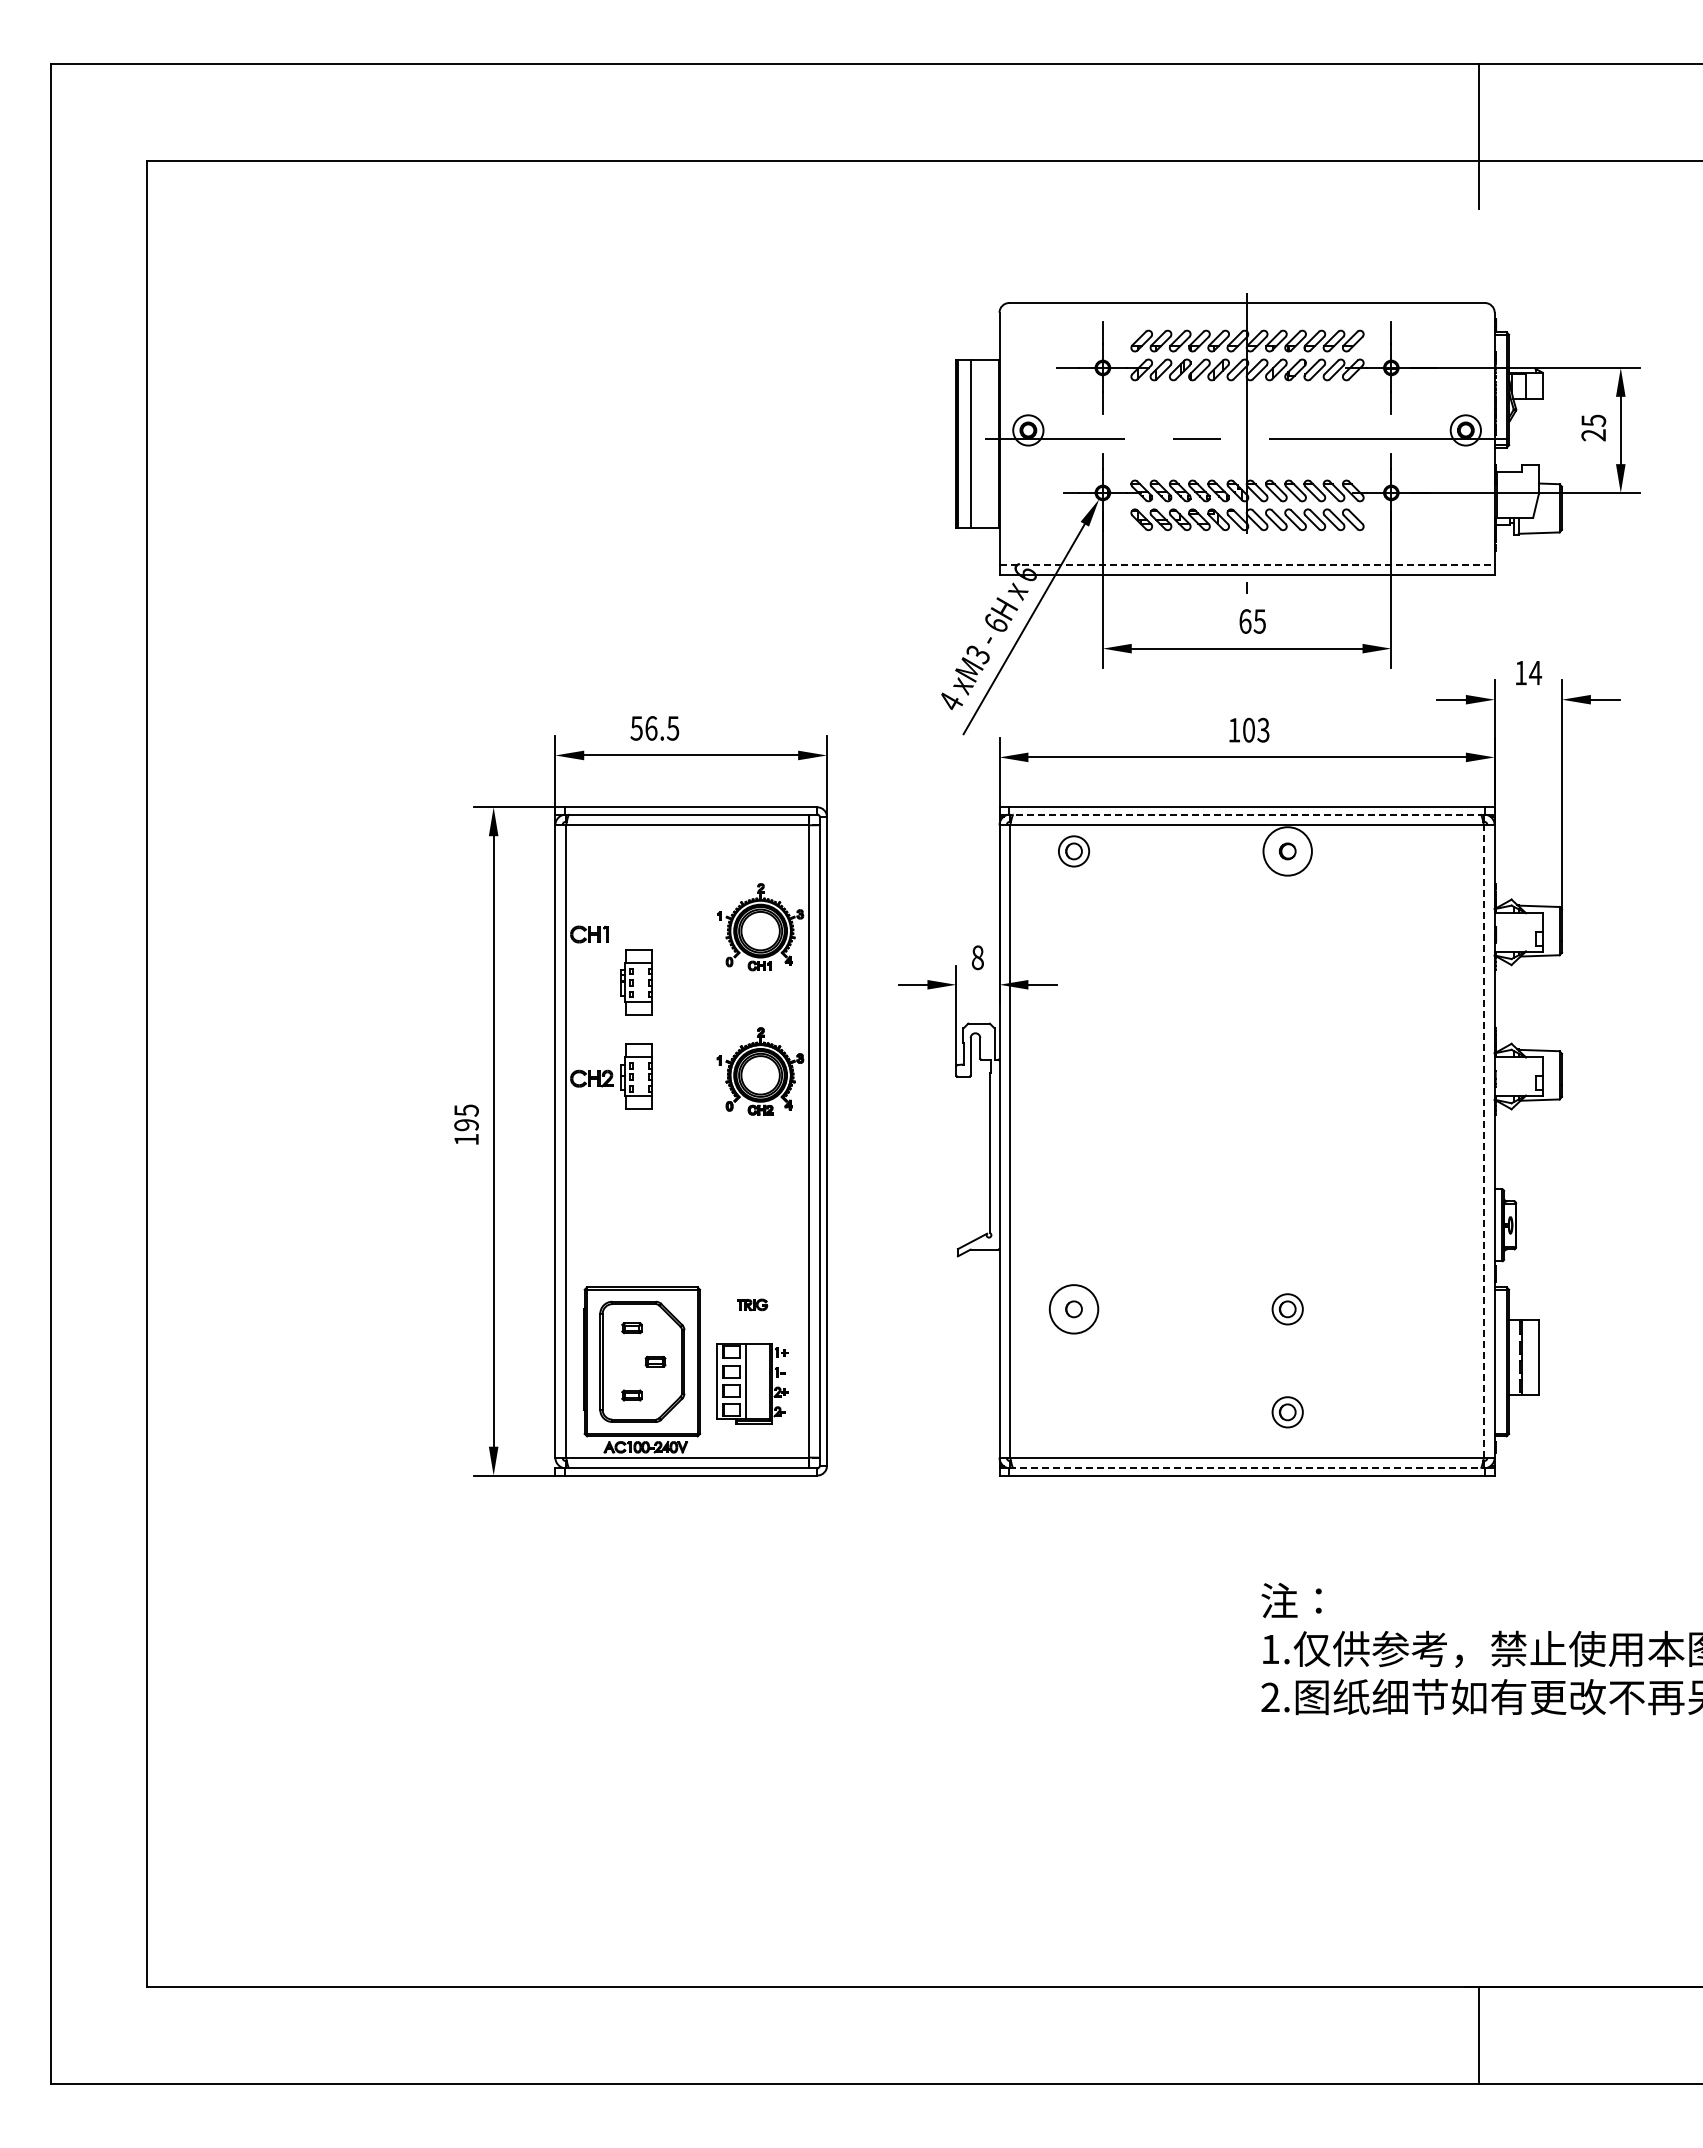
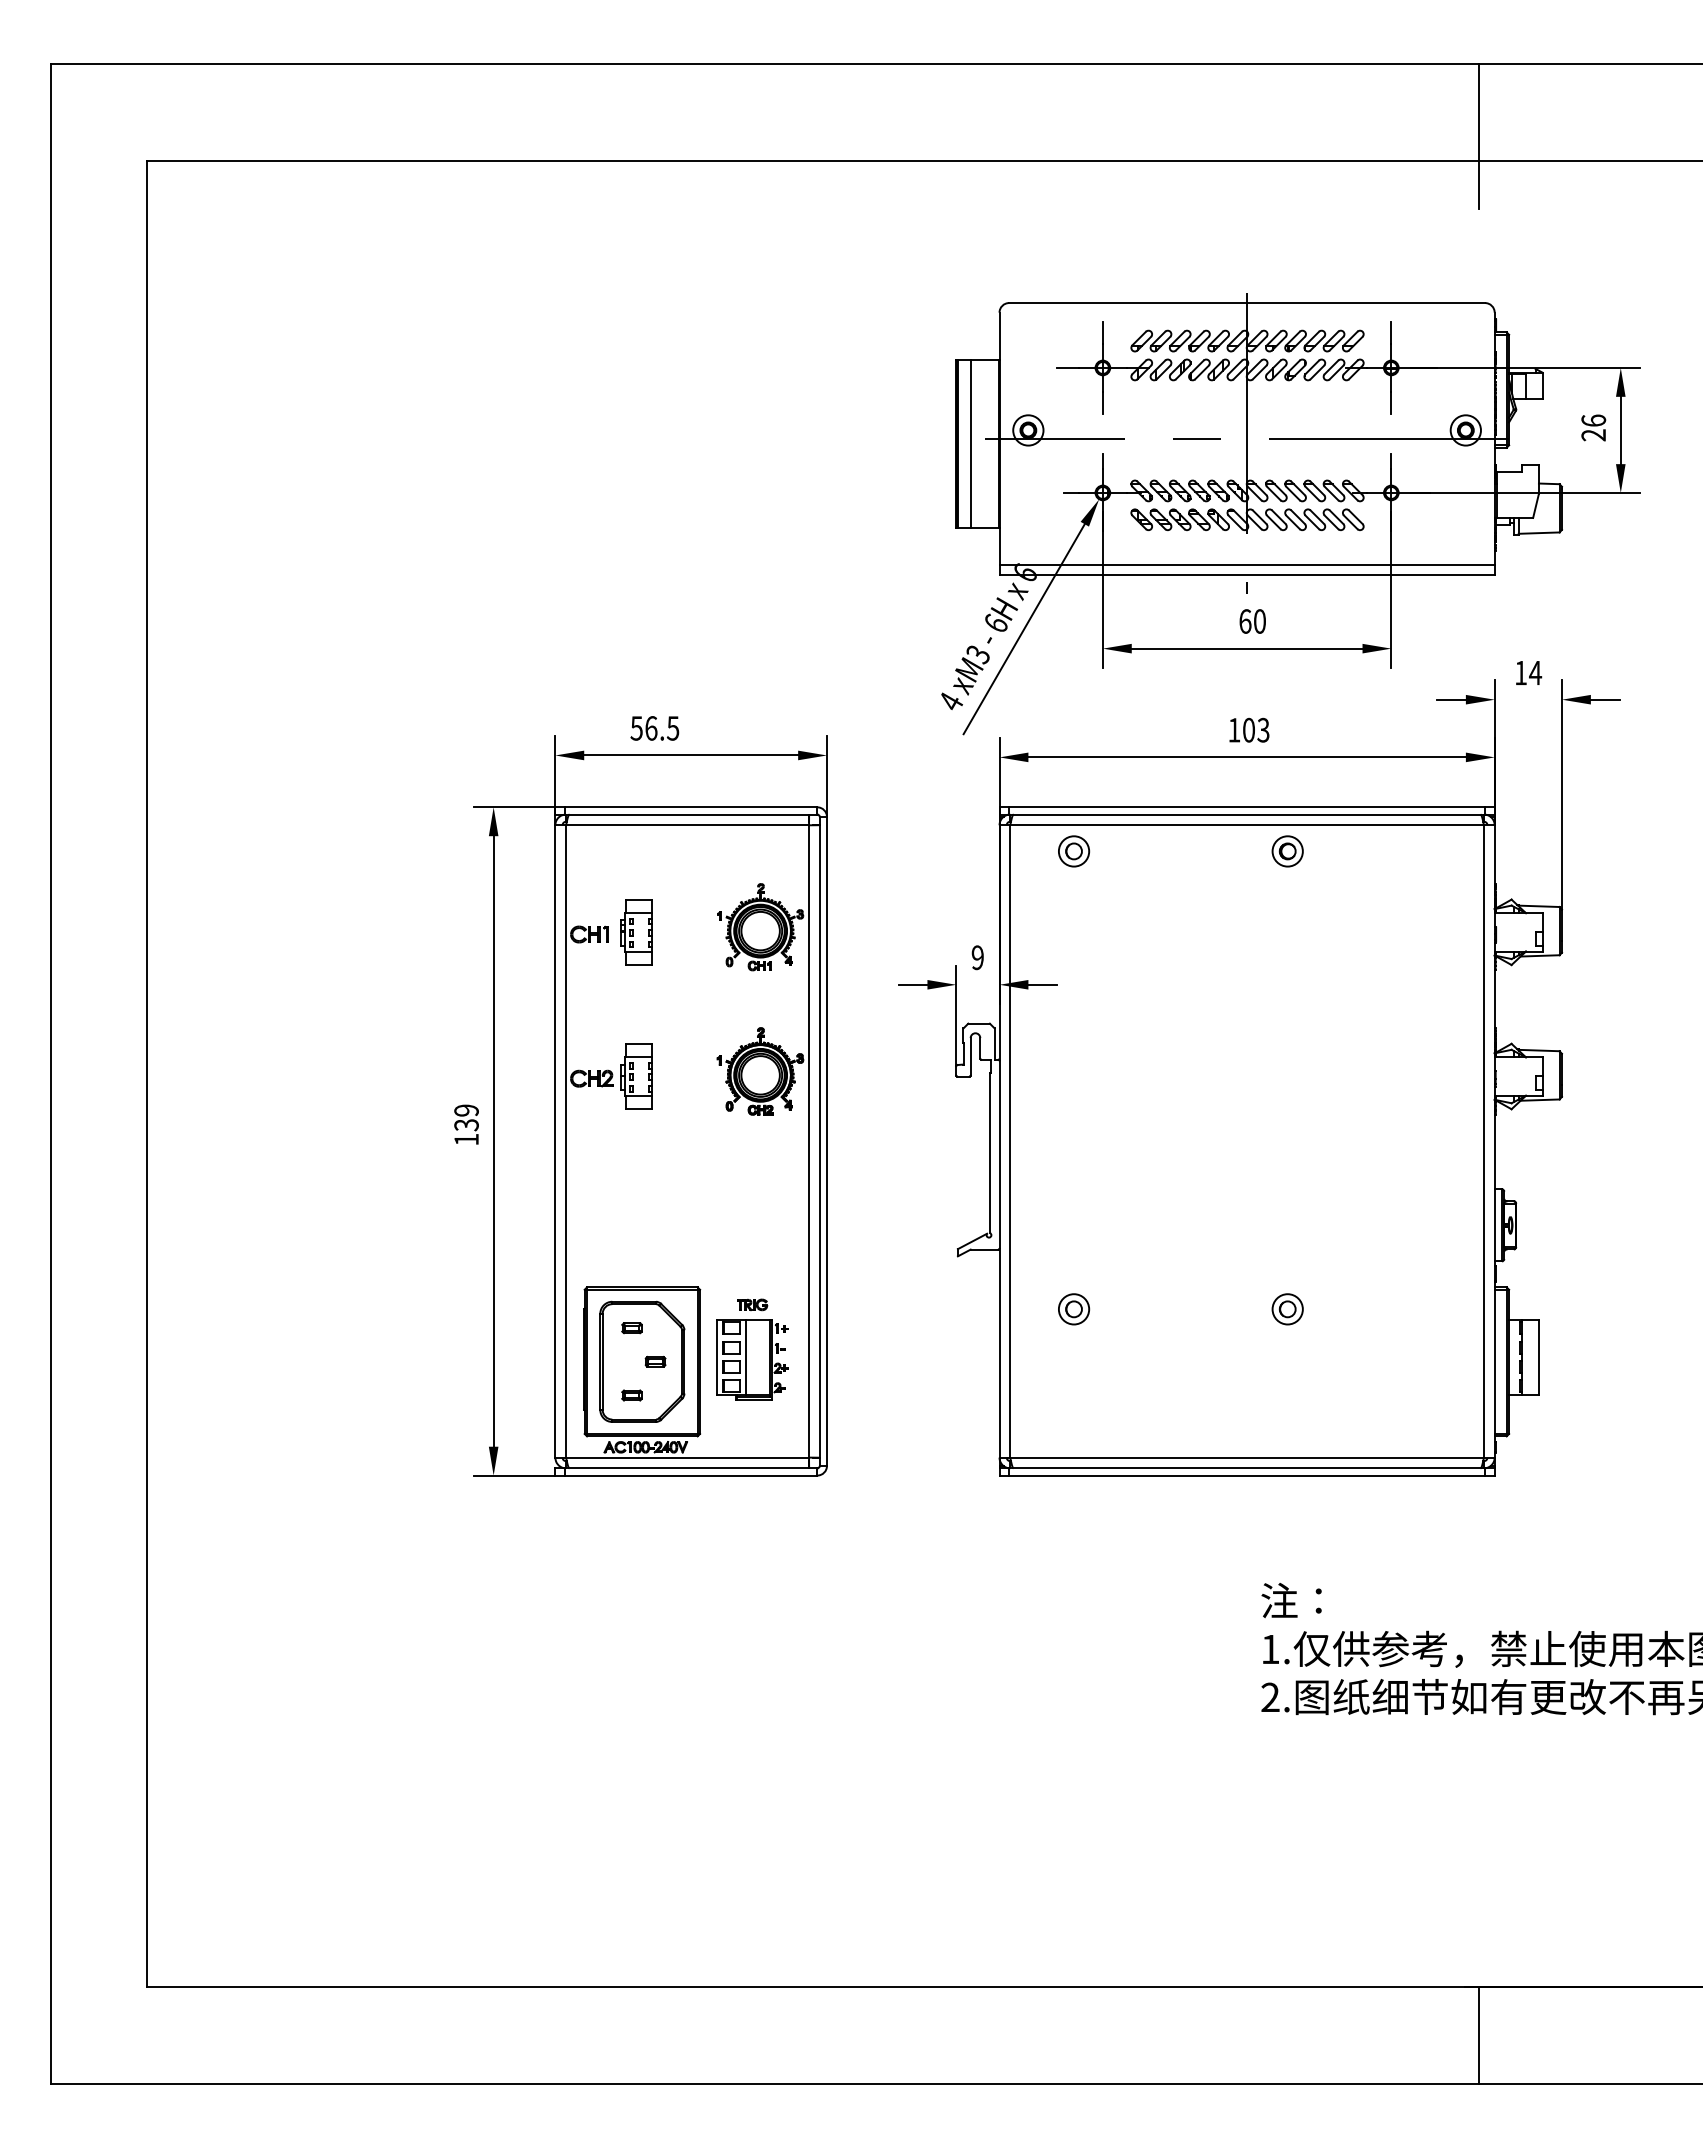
text: 25 -> 26 (1593, 420)
line: dashed -> solid (1247, 565)
text: 65 -> 60 (1259, 621)
line: dashed -> solid (1247, 814)
circle diameter: 48 px -> 30 px (1287, 851)
text: 8 -> 9 (977, 957)
part position: (636, 982) -> (636, 932) (636, 932)
text: 195 -> 139 (466, 1117)
line: dashed -> solid (1483, 1140)
circle diameter: 48 px -> 30 px (1073, 1309)
part position: (752, 1383) -> (752, 1359) (752, 1359)
part: present -> none (1287, 1412)
line: dashed -> solid (1247, 1468)
